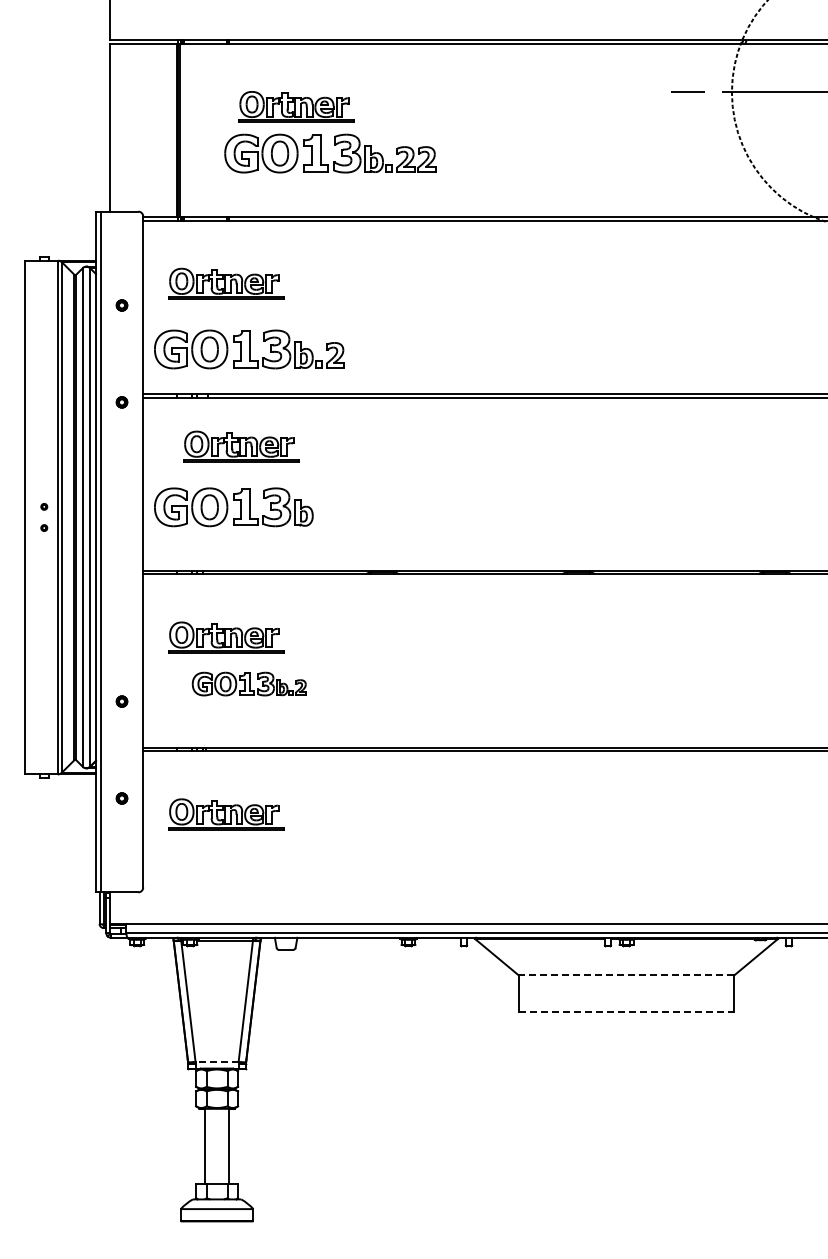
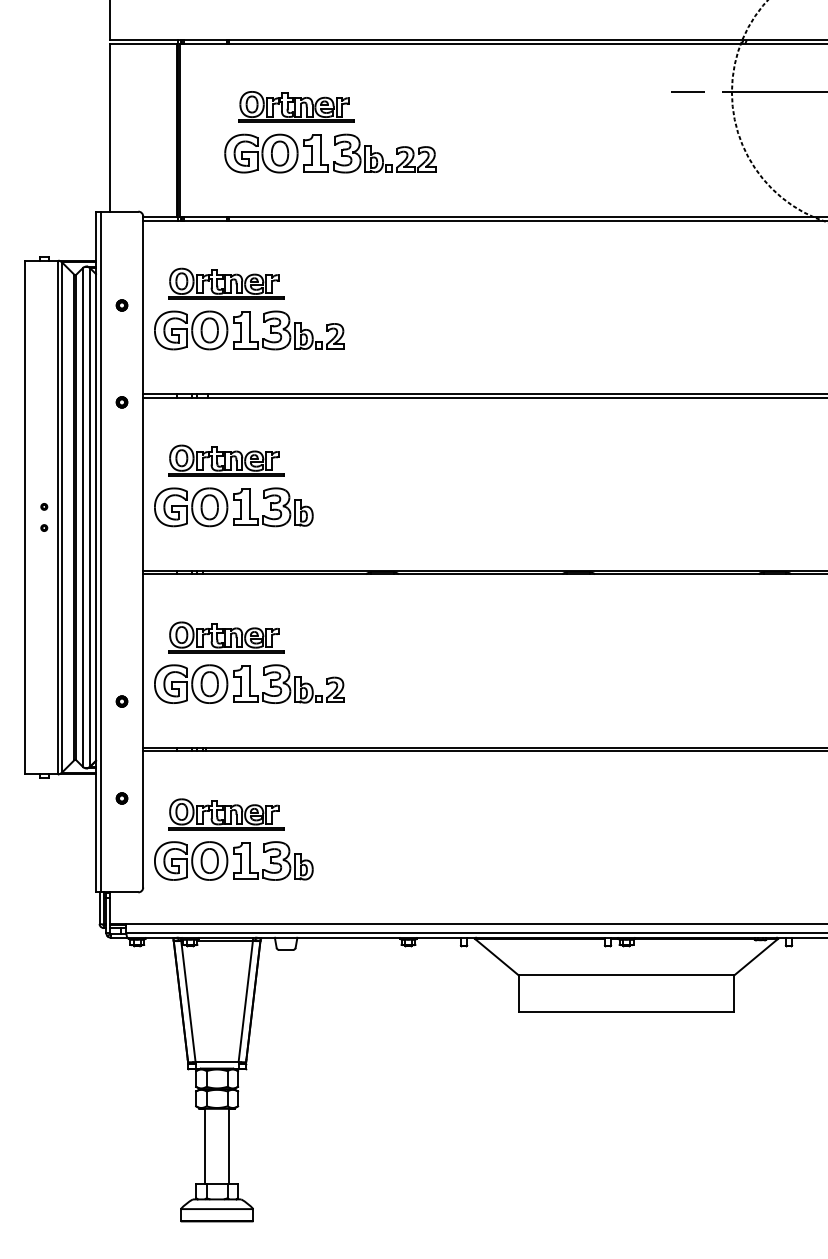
part position: (249, 349) -> (249, 330) (249, 330)
part position: (241, 446) -> (226, 460) (226, 460)
part size: 116x26 px -> 191x40 px (249, 683)
part: none -> present (233, 860)
line: dashed -> solid (626, 975)
line: dashed -> solid (626, 1011)
line: dashed -> solid (217, 1062)
